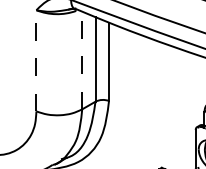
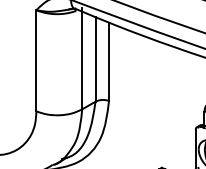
line: dashed -> solid (82, 58)
line: dashed -> solid (36, 60)
